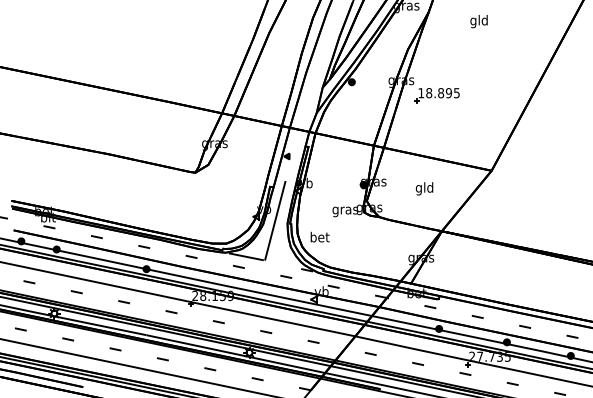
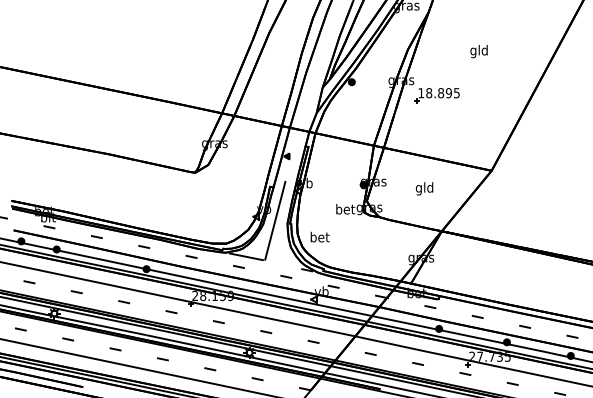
text position: (478, 21) -> (478, 51) (478, 51)
text: gras -> bet (345, 210)
